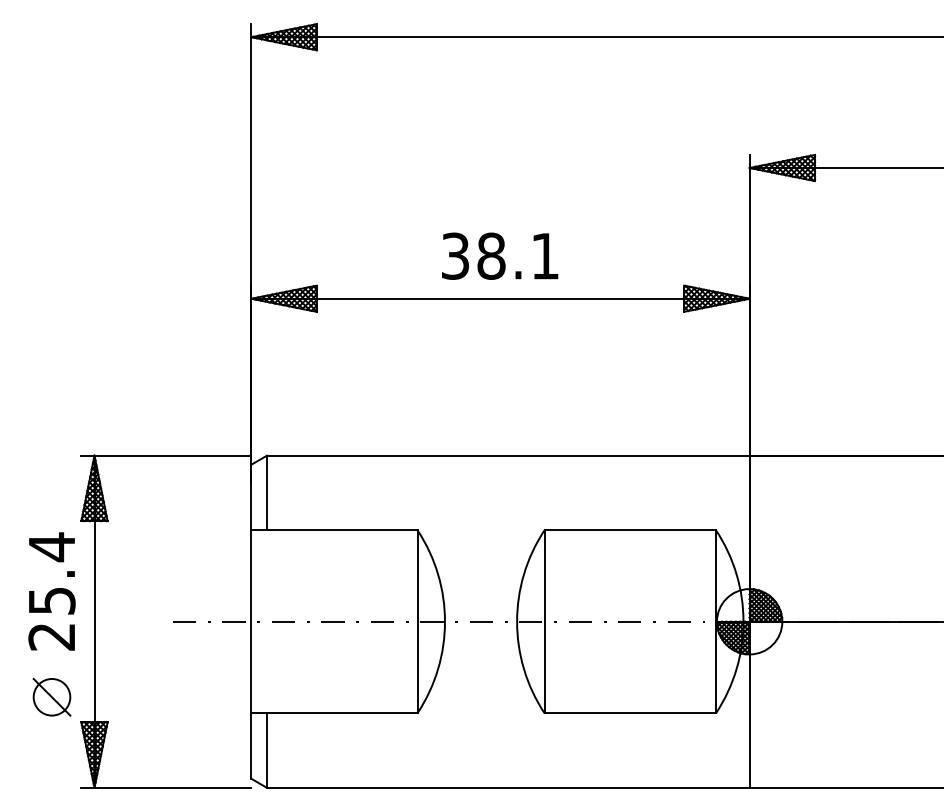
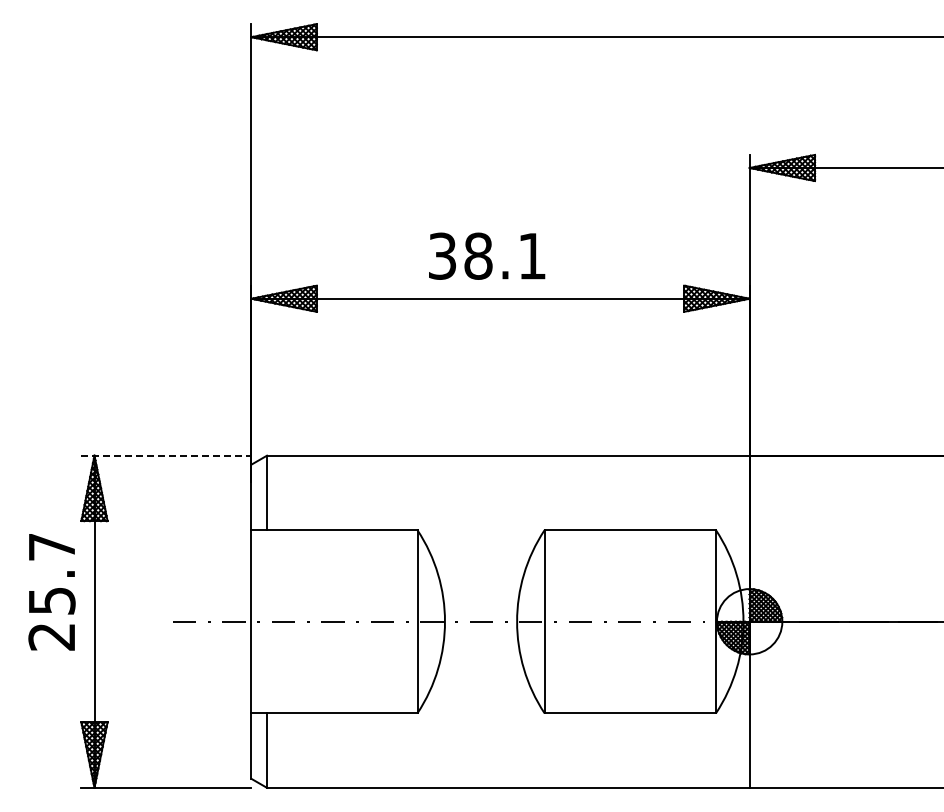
text position: (500, 255) -> (487, 255) (487, 255)
line: solid -> dashed (166, 455)
text: 25.4 -> 25.7 (51, 547)
part: present -> none (51, 696)
